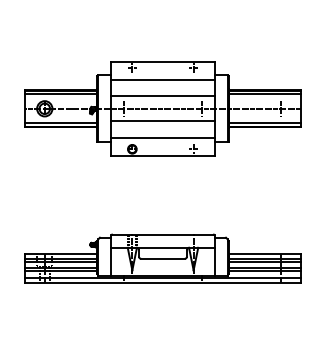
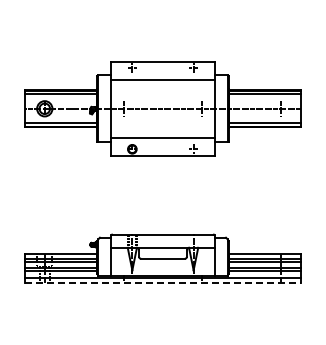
line: present -> none (162, 96)
line: present -> none (162, 121)
line: solid -> dashed (162, 282)
